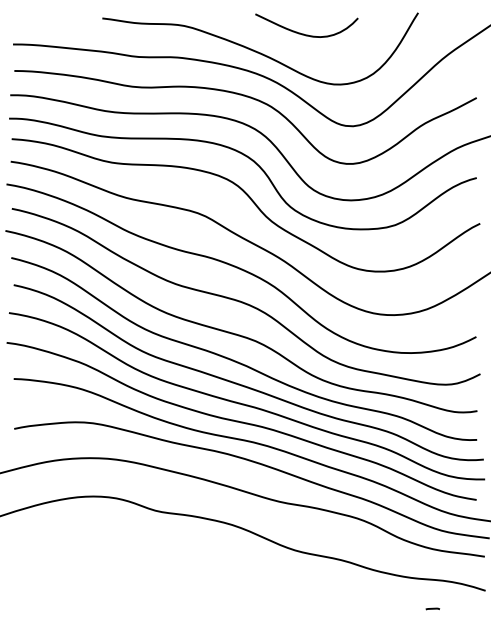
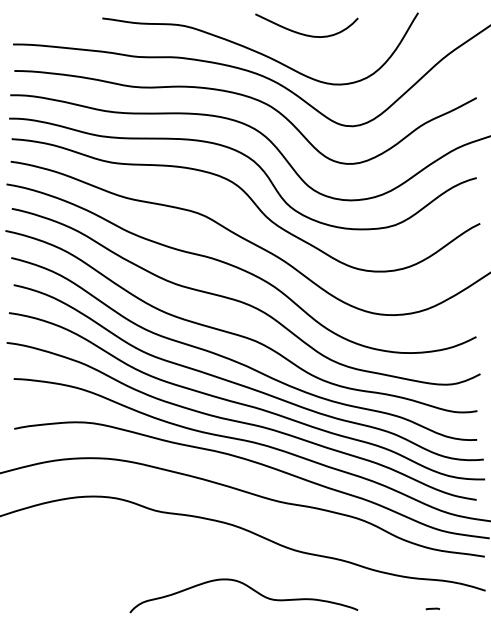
curve: none -> present (247, 587)
